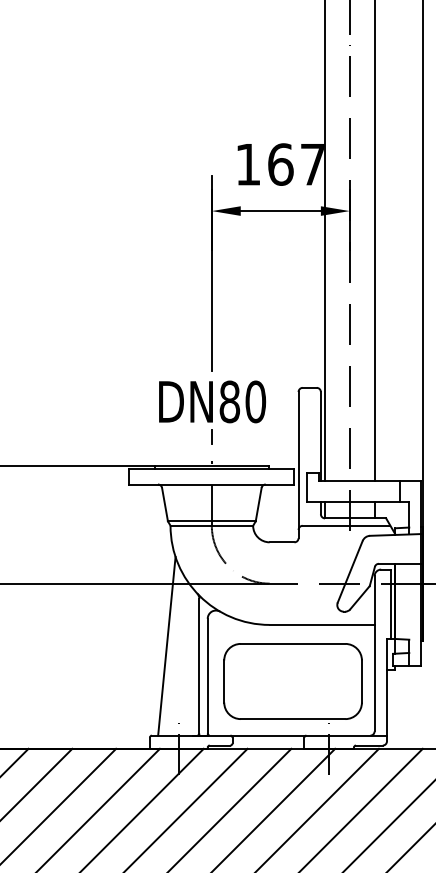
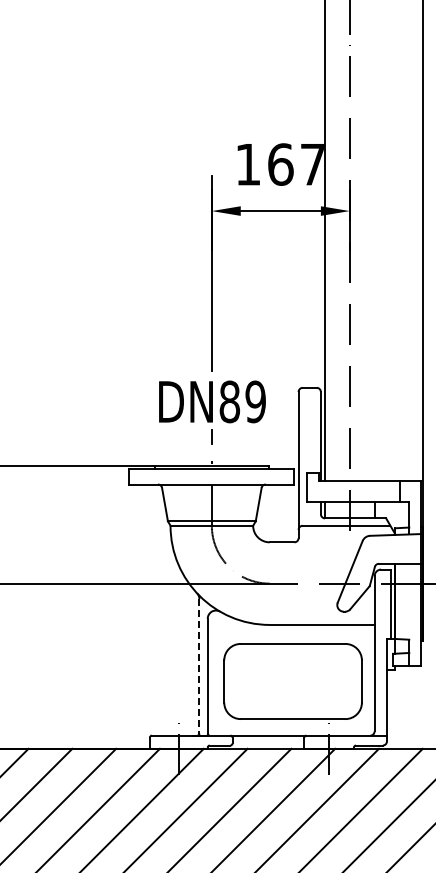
line: present -> none (374, 241)
text: DN80 -> DN89 (255, 401)
line: present -> none (166, 645)
line: solid -> dashed (199, 666)
